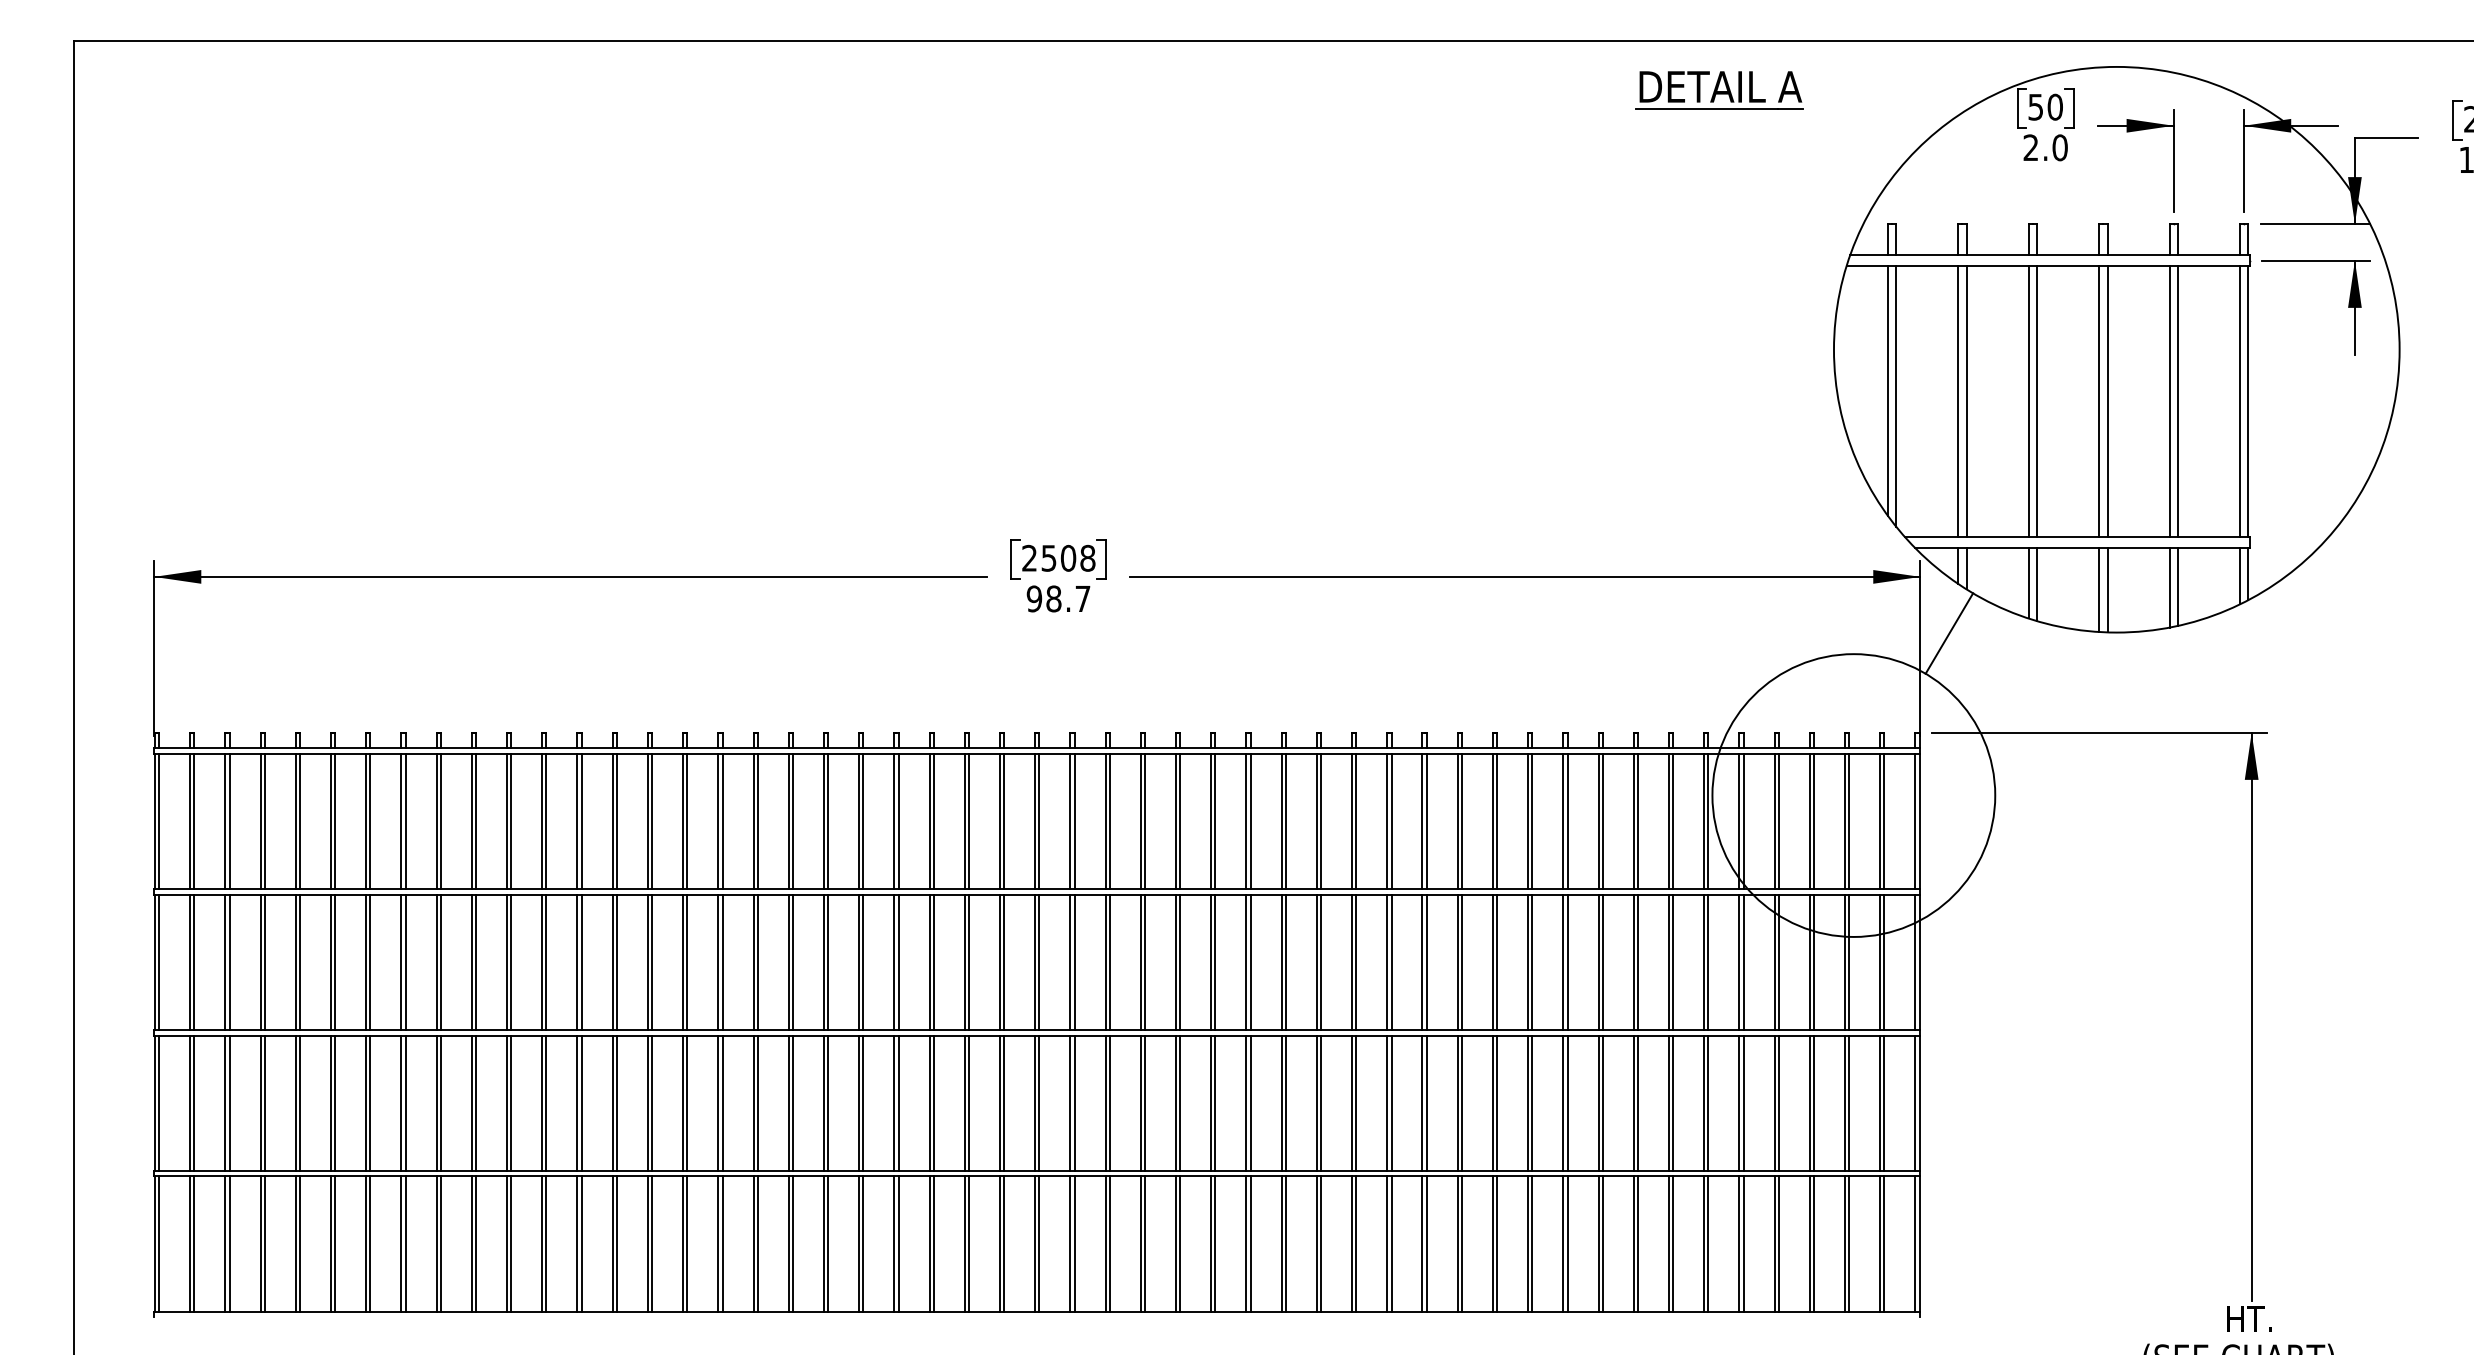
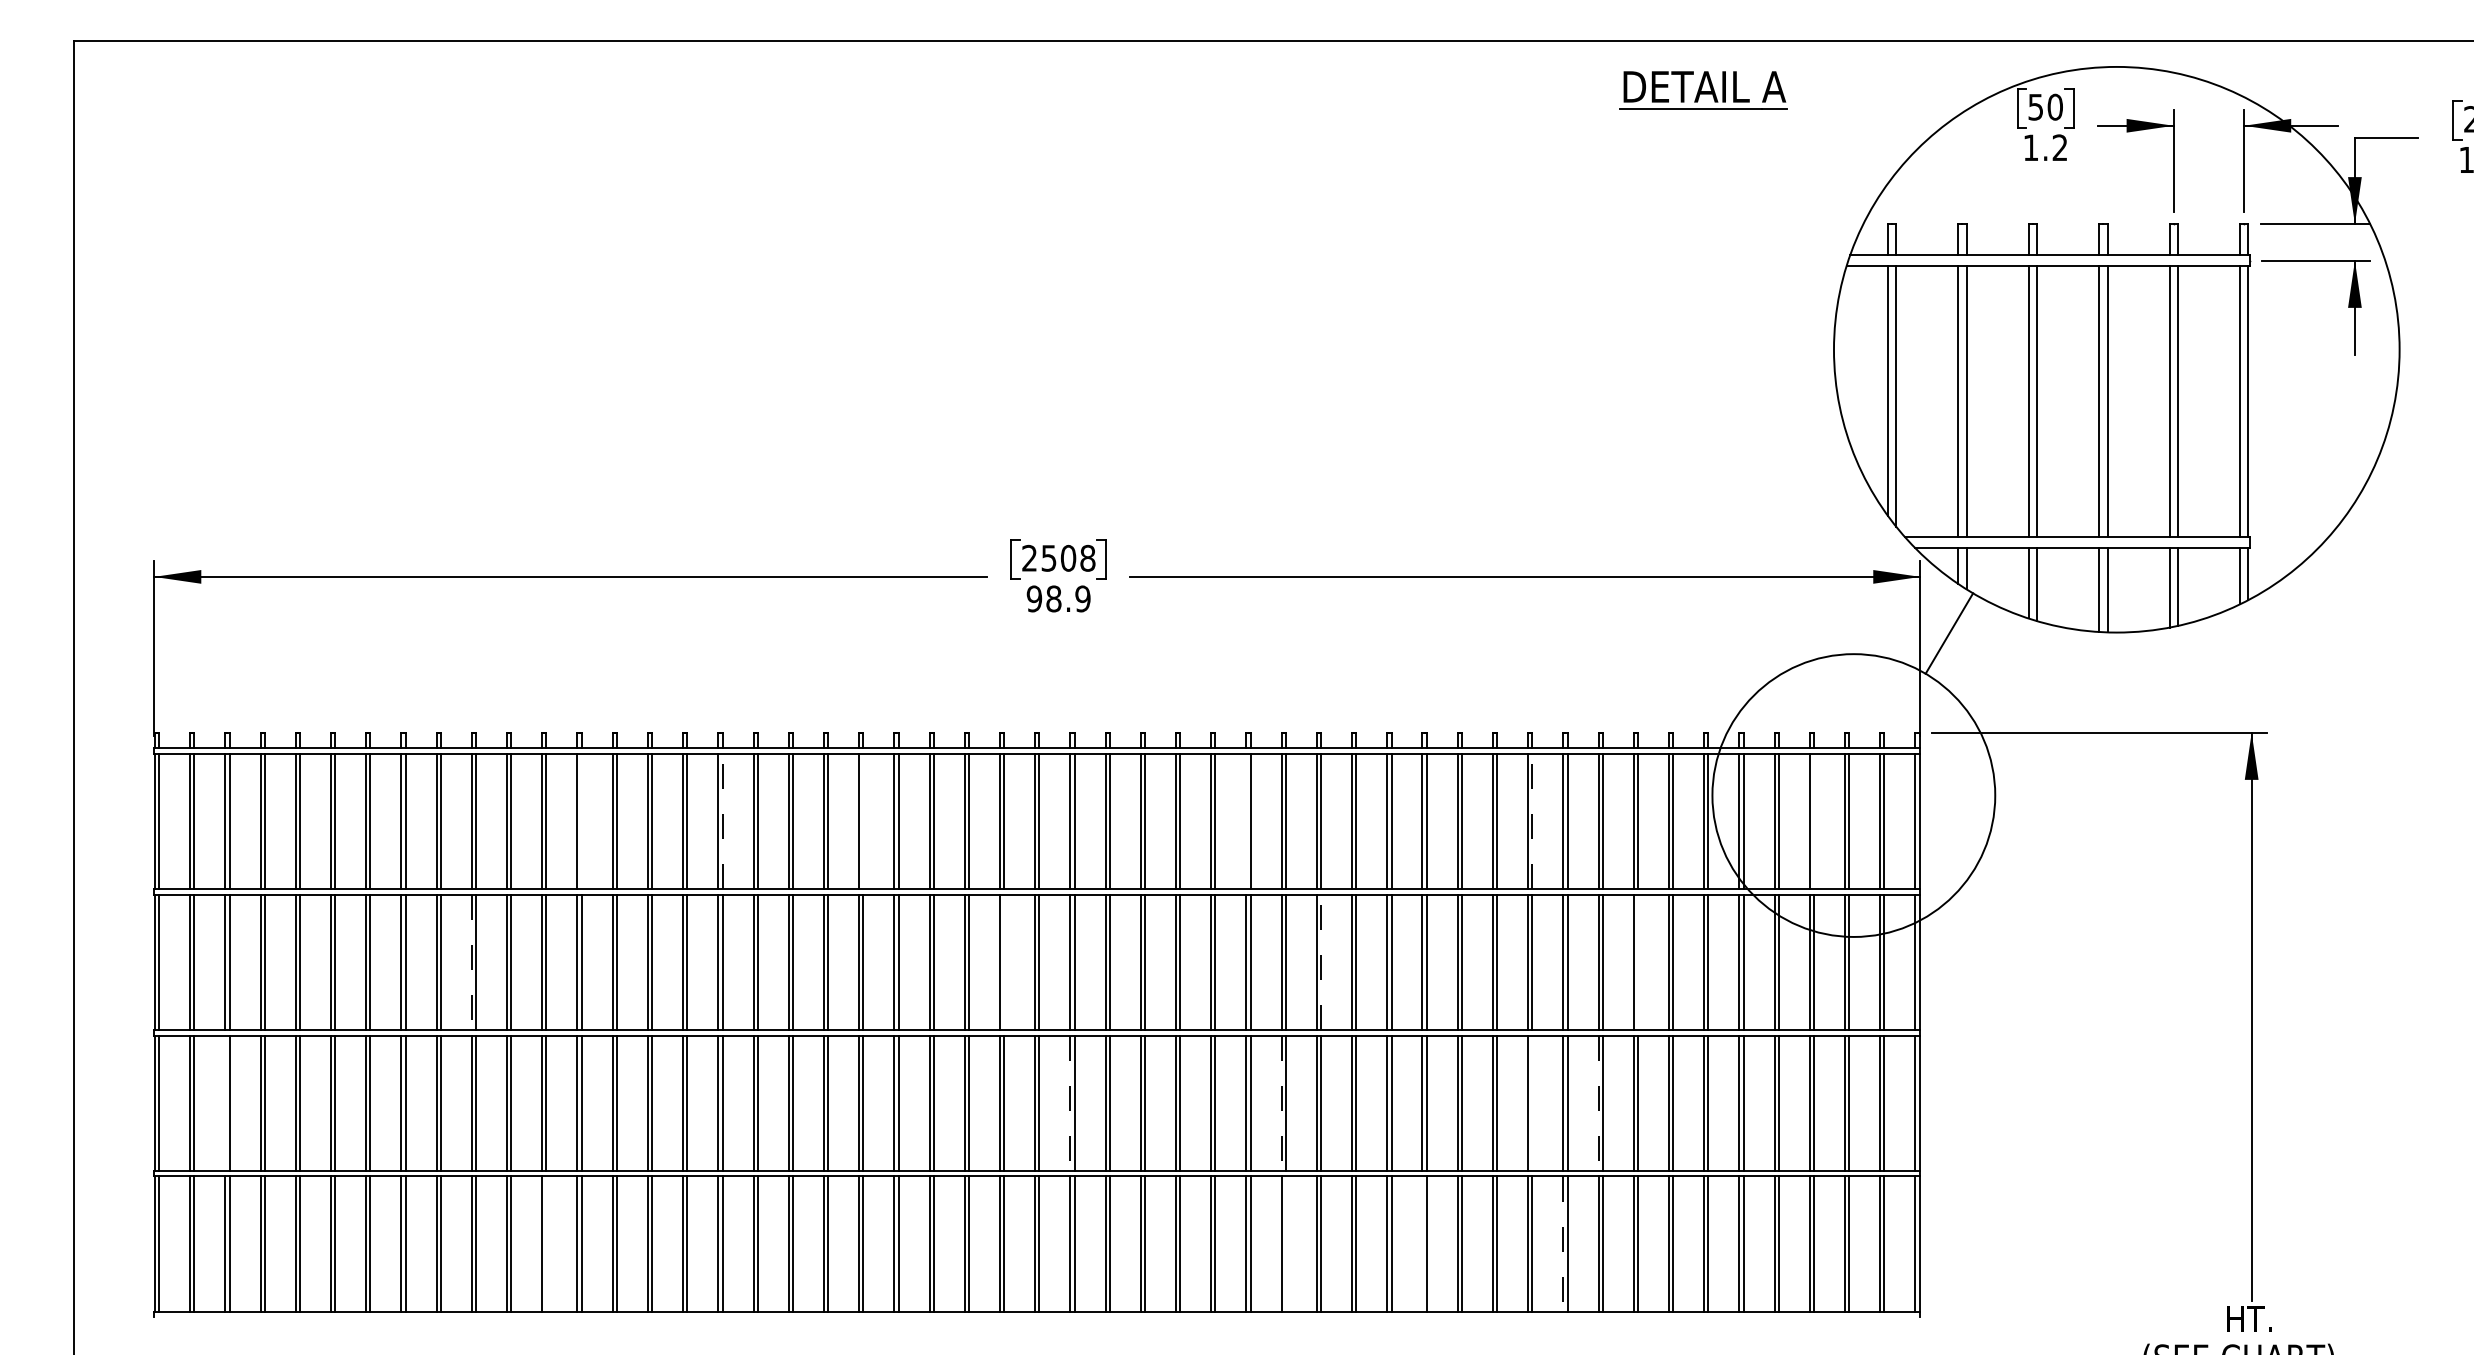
part position: (1719, 90) -> (1703, 90) (1703, 90)
text: 2.0 -> 1.2 (2045, 147)
text: 98.7 -> 98.9 (1082, 598)
line: present -> none (581, 821)
line: solid -> dashed (722, 821)
line: present -> none (863, 821)
line: present -> none (1246, 821)
line: solid -> dashed (1532, 821)
line: present -> none (1814, 821)
line: present -> none (1004, 961)
line: present -> none (1637, 961)
line: solid -> dashed (471, 962)
line: solid -> dashed (1321, 962)
line: present -> none (225, 1102)
line: present -> none (1532, 1102)
line: solid -> dashed (1070, 1103)
line: solid -> dashed (1281, 1103)
line: solid -> dashed (1598, 1103)
line: present -> none (546, 1243)
line: present -> none (1285, 1243)
line: present -> none (1422, 1243)
line: solid -> dashed (1563, 1244)
